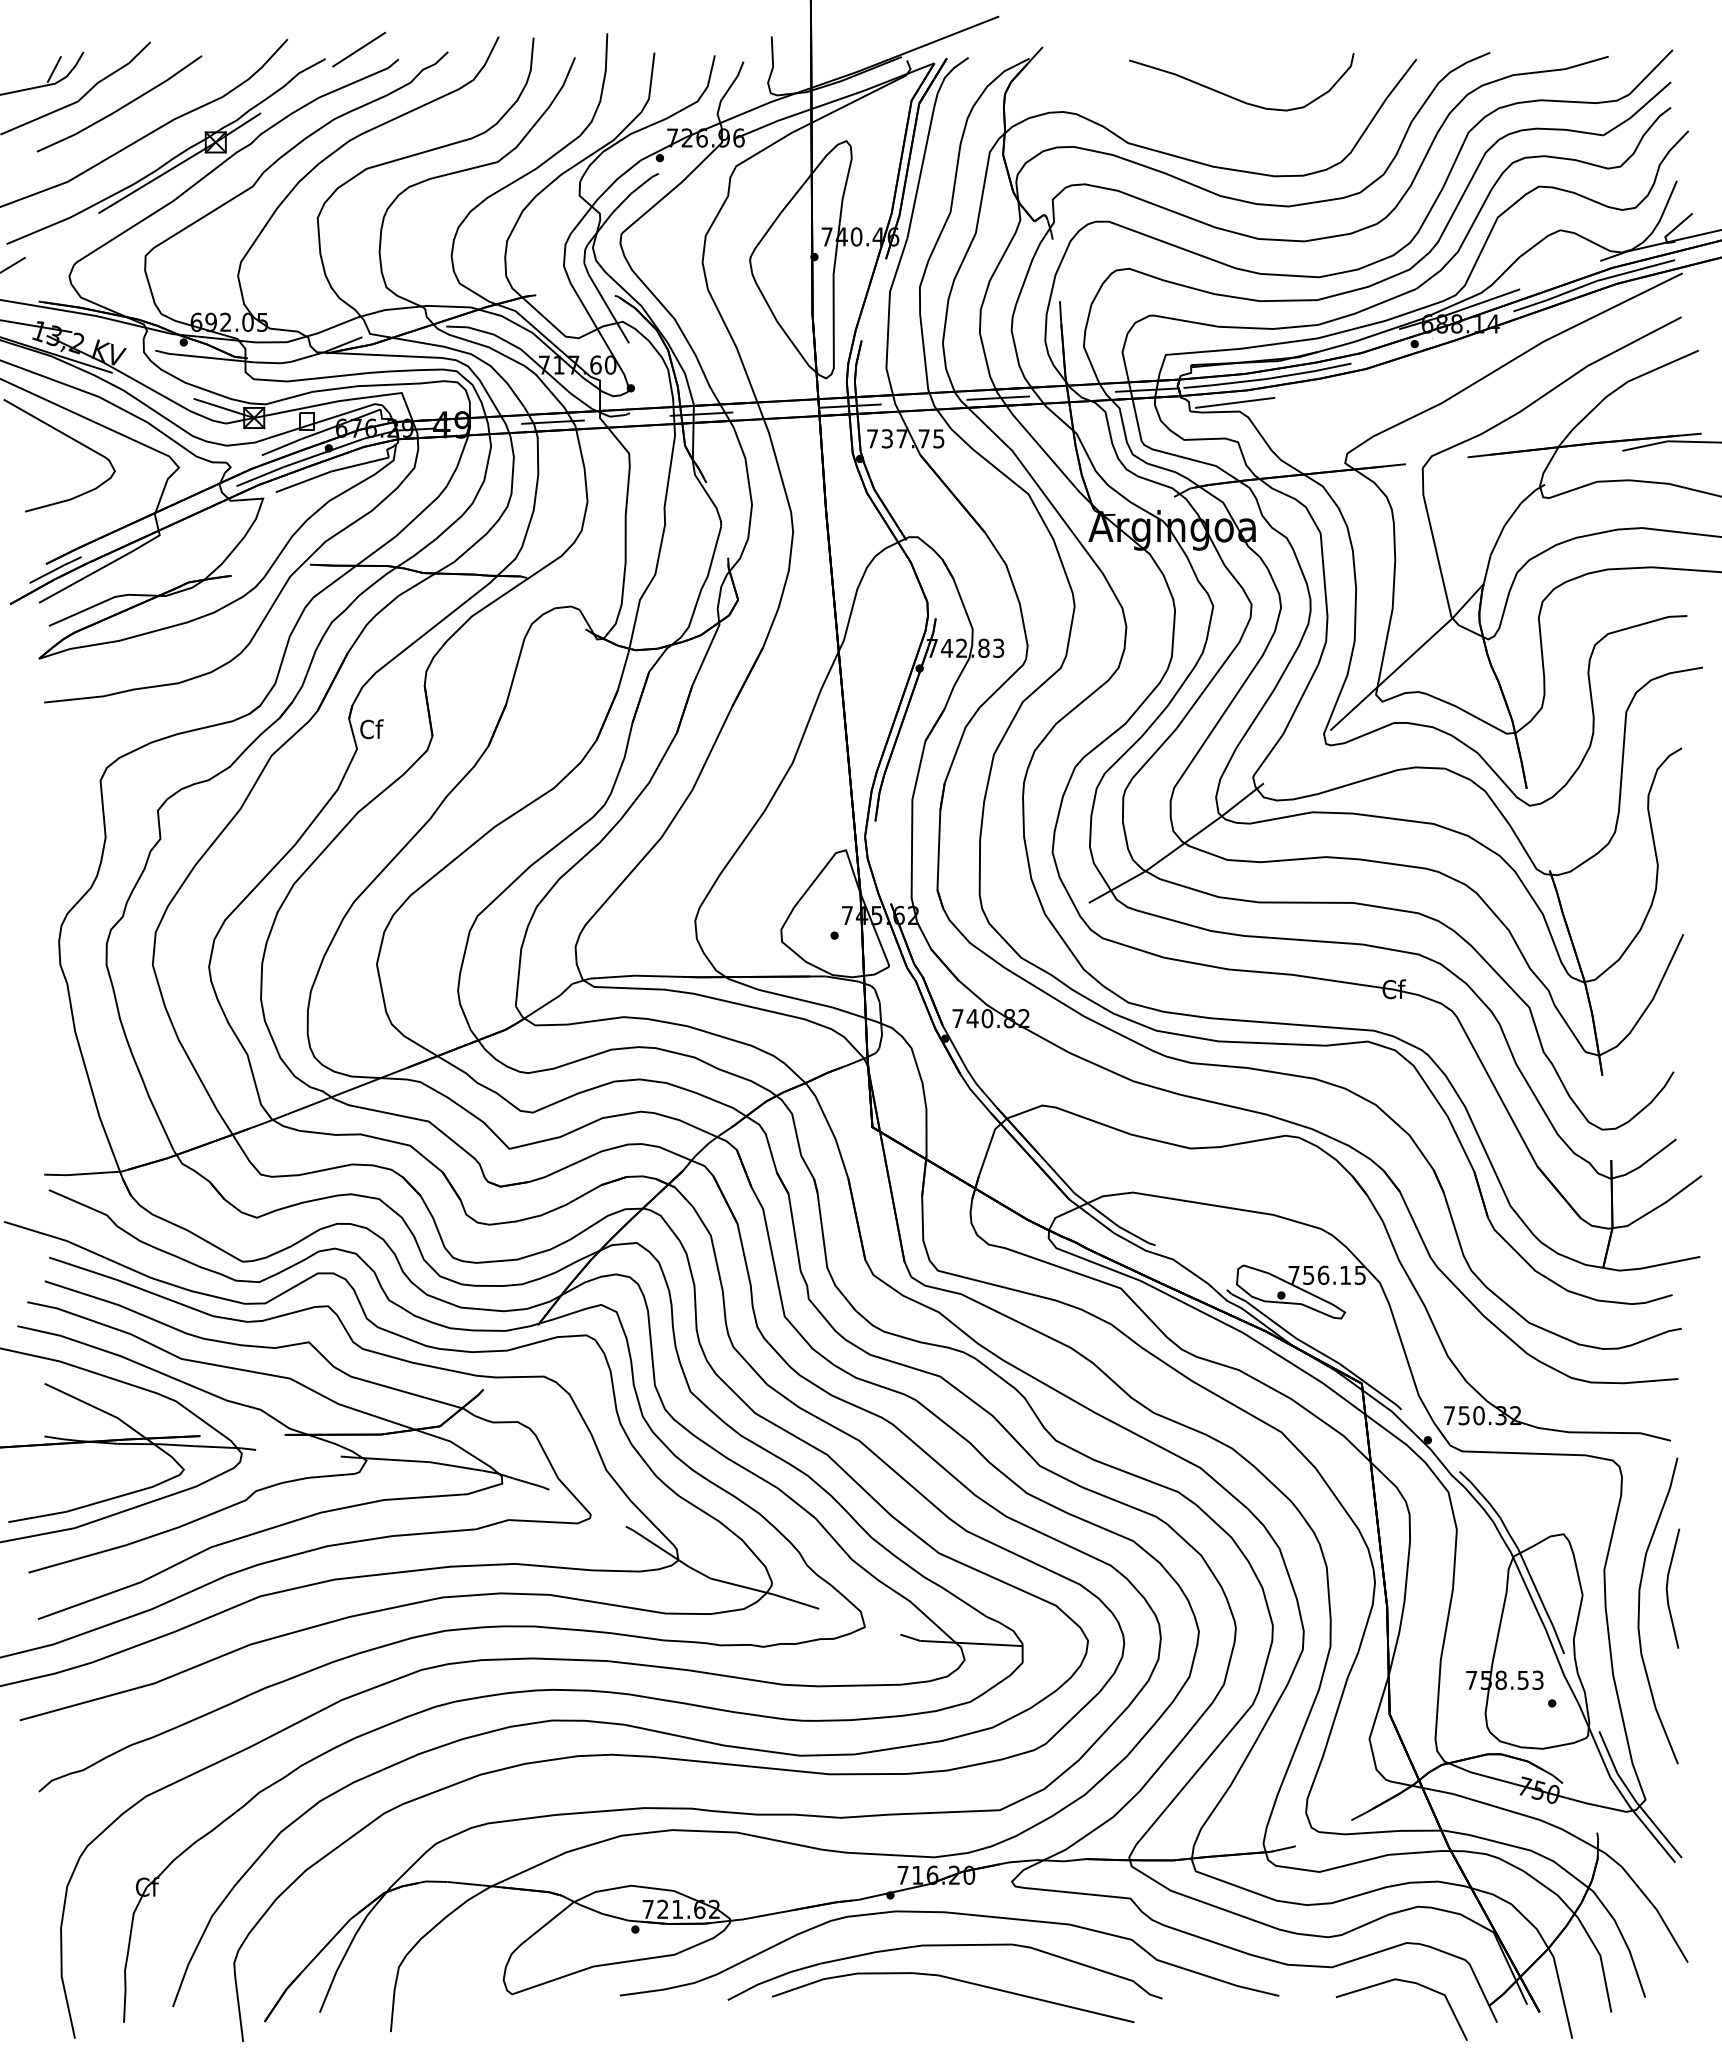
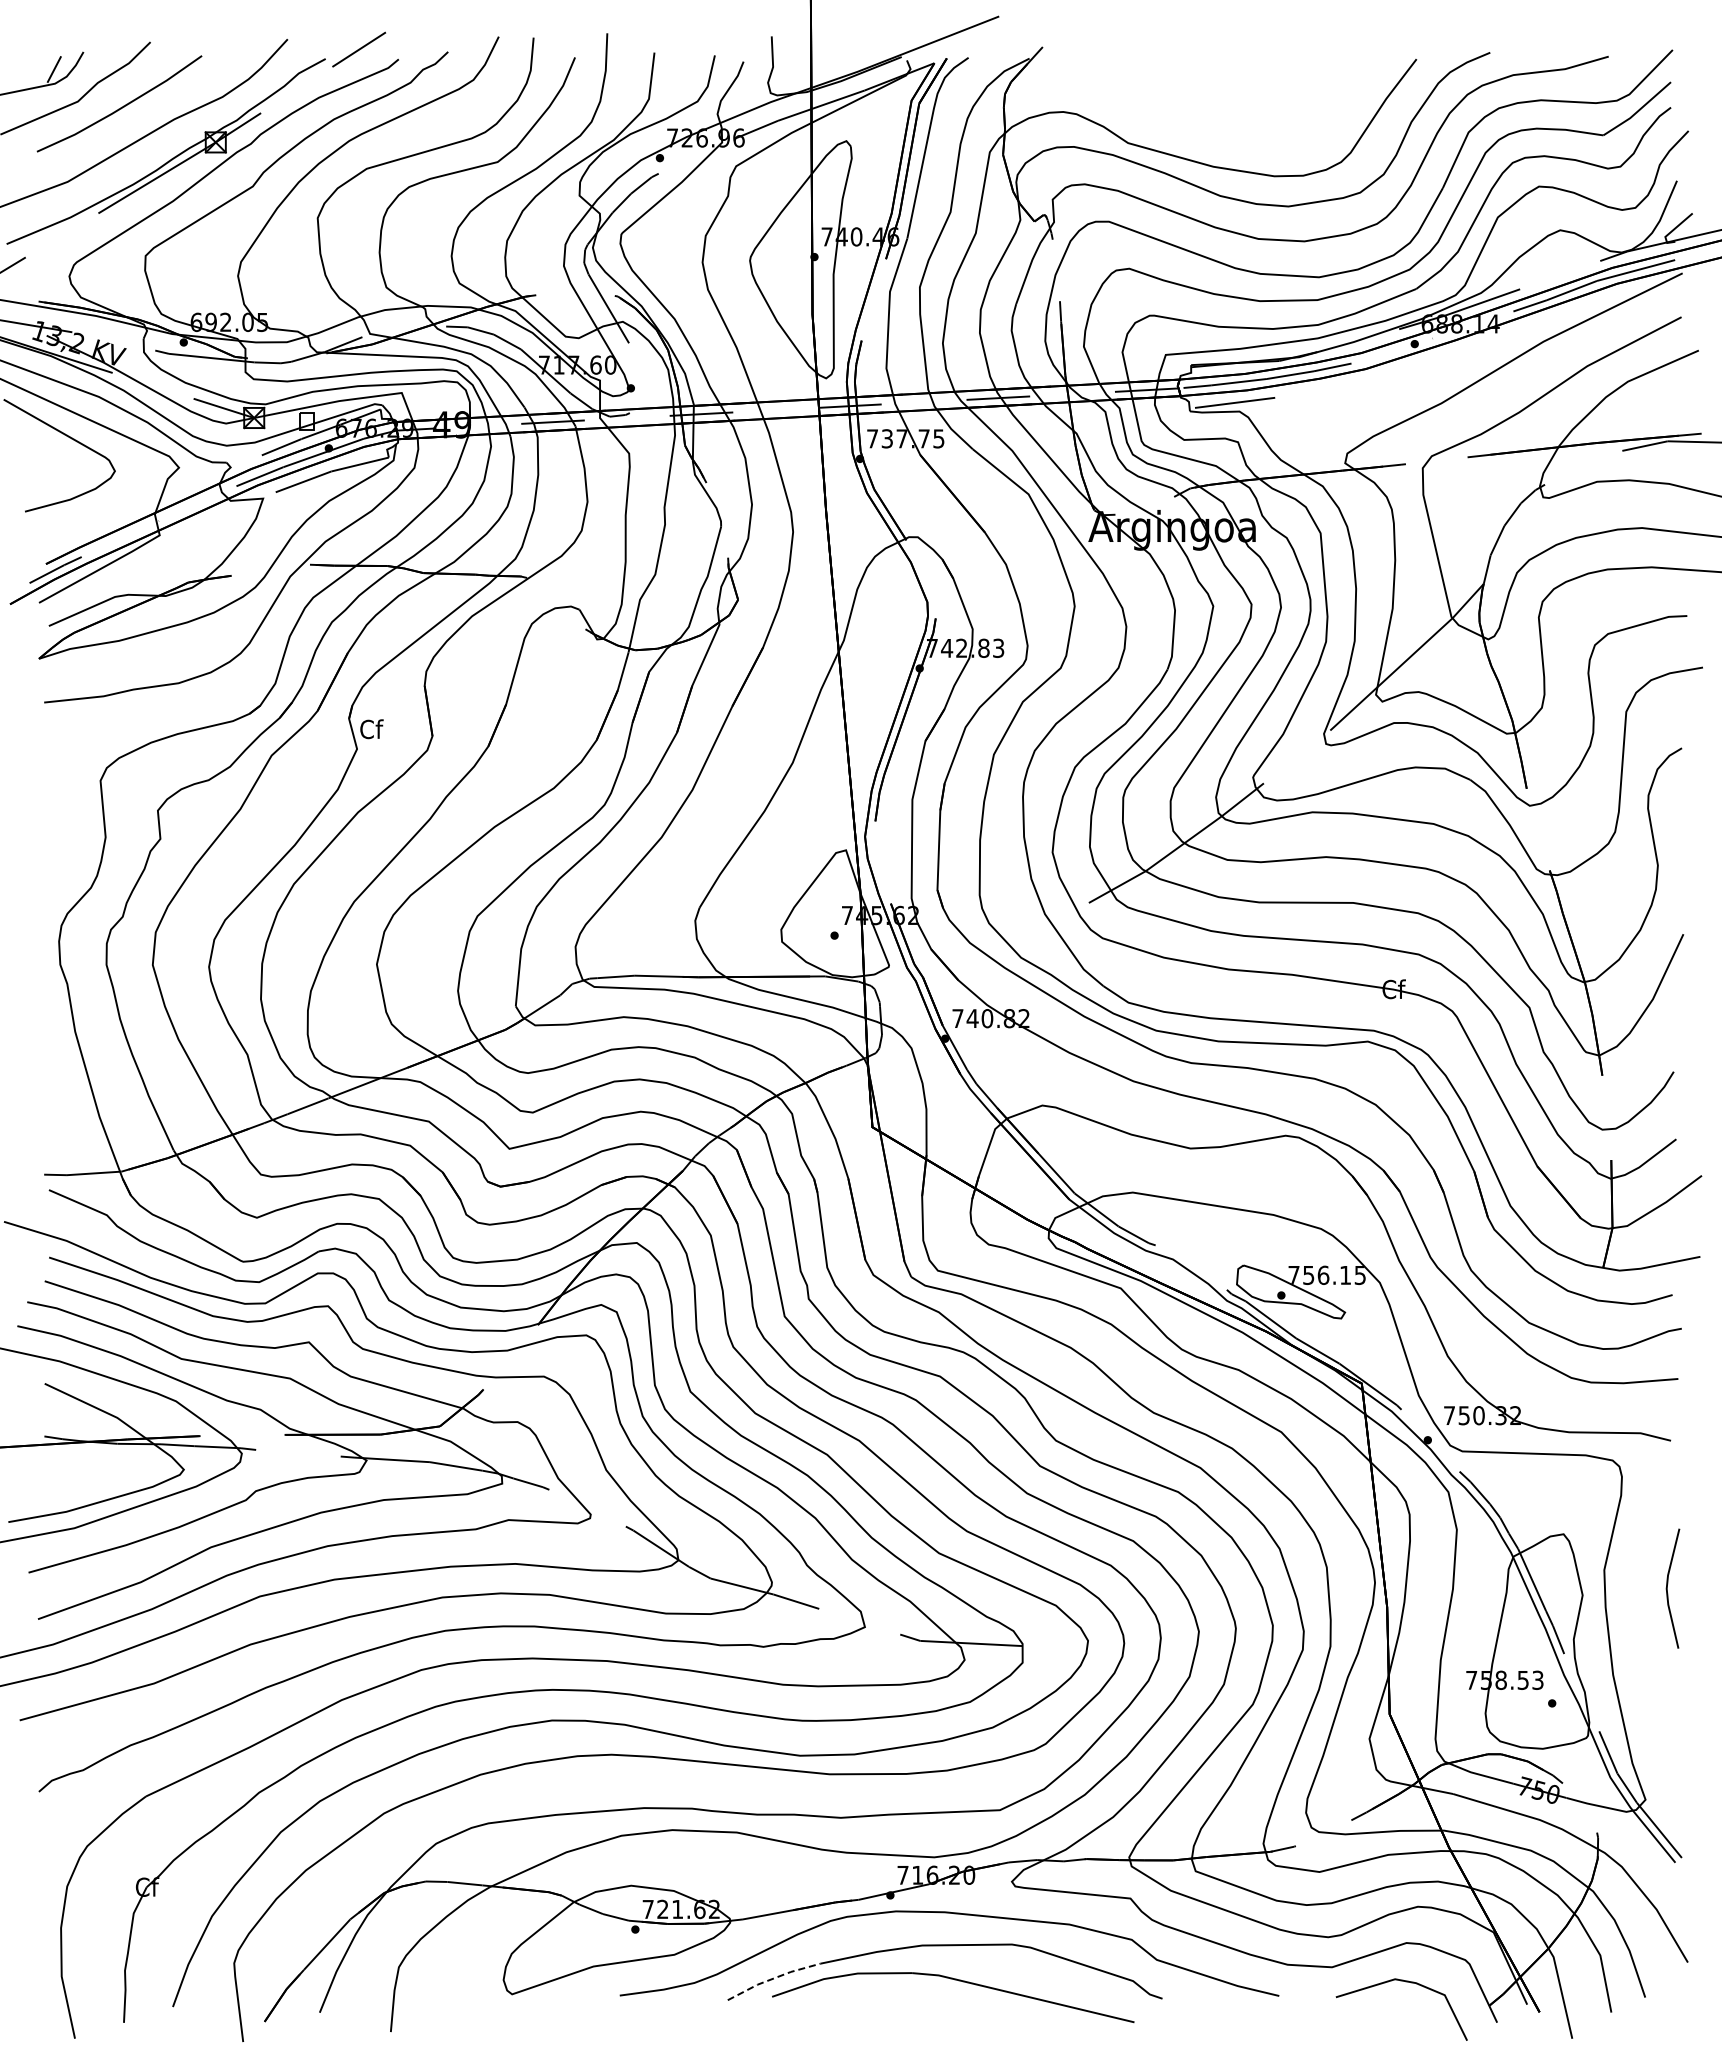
curve: present -> none (1235, 97)
curve: present -> none (1639, 1610)
line: solid -> dashed (773, 1978)
